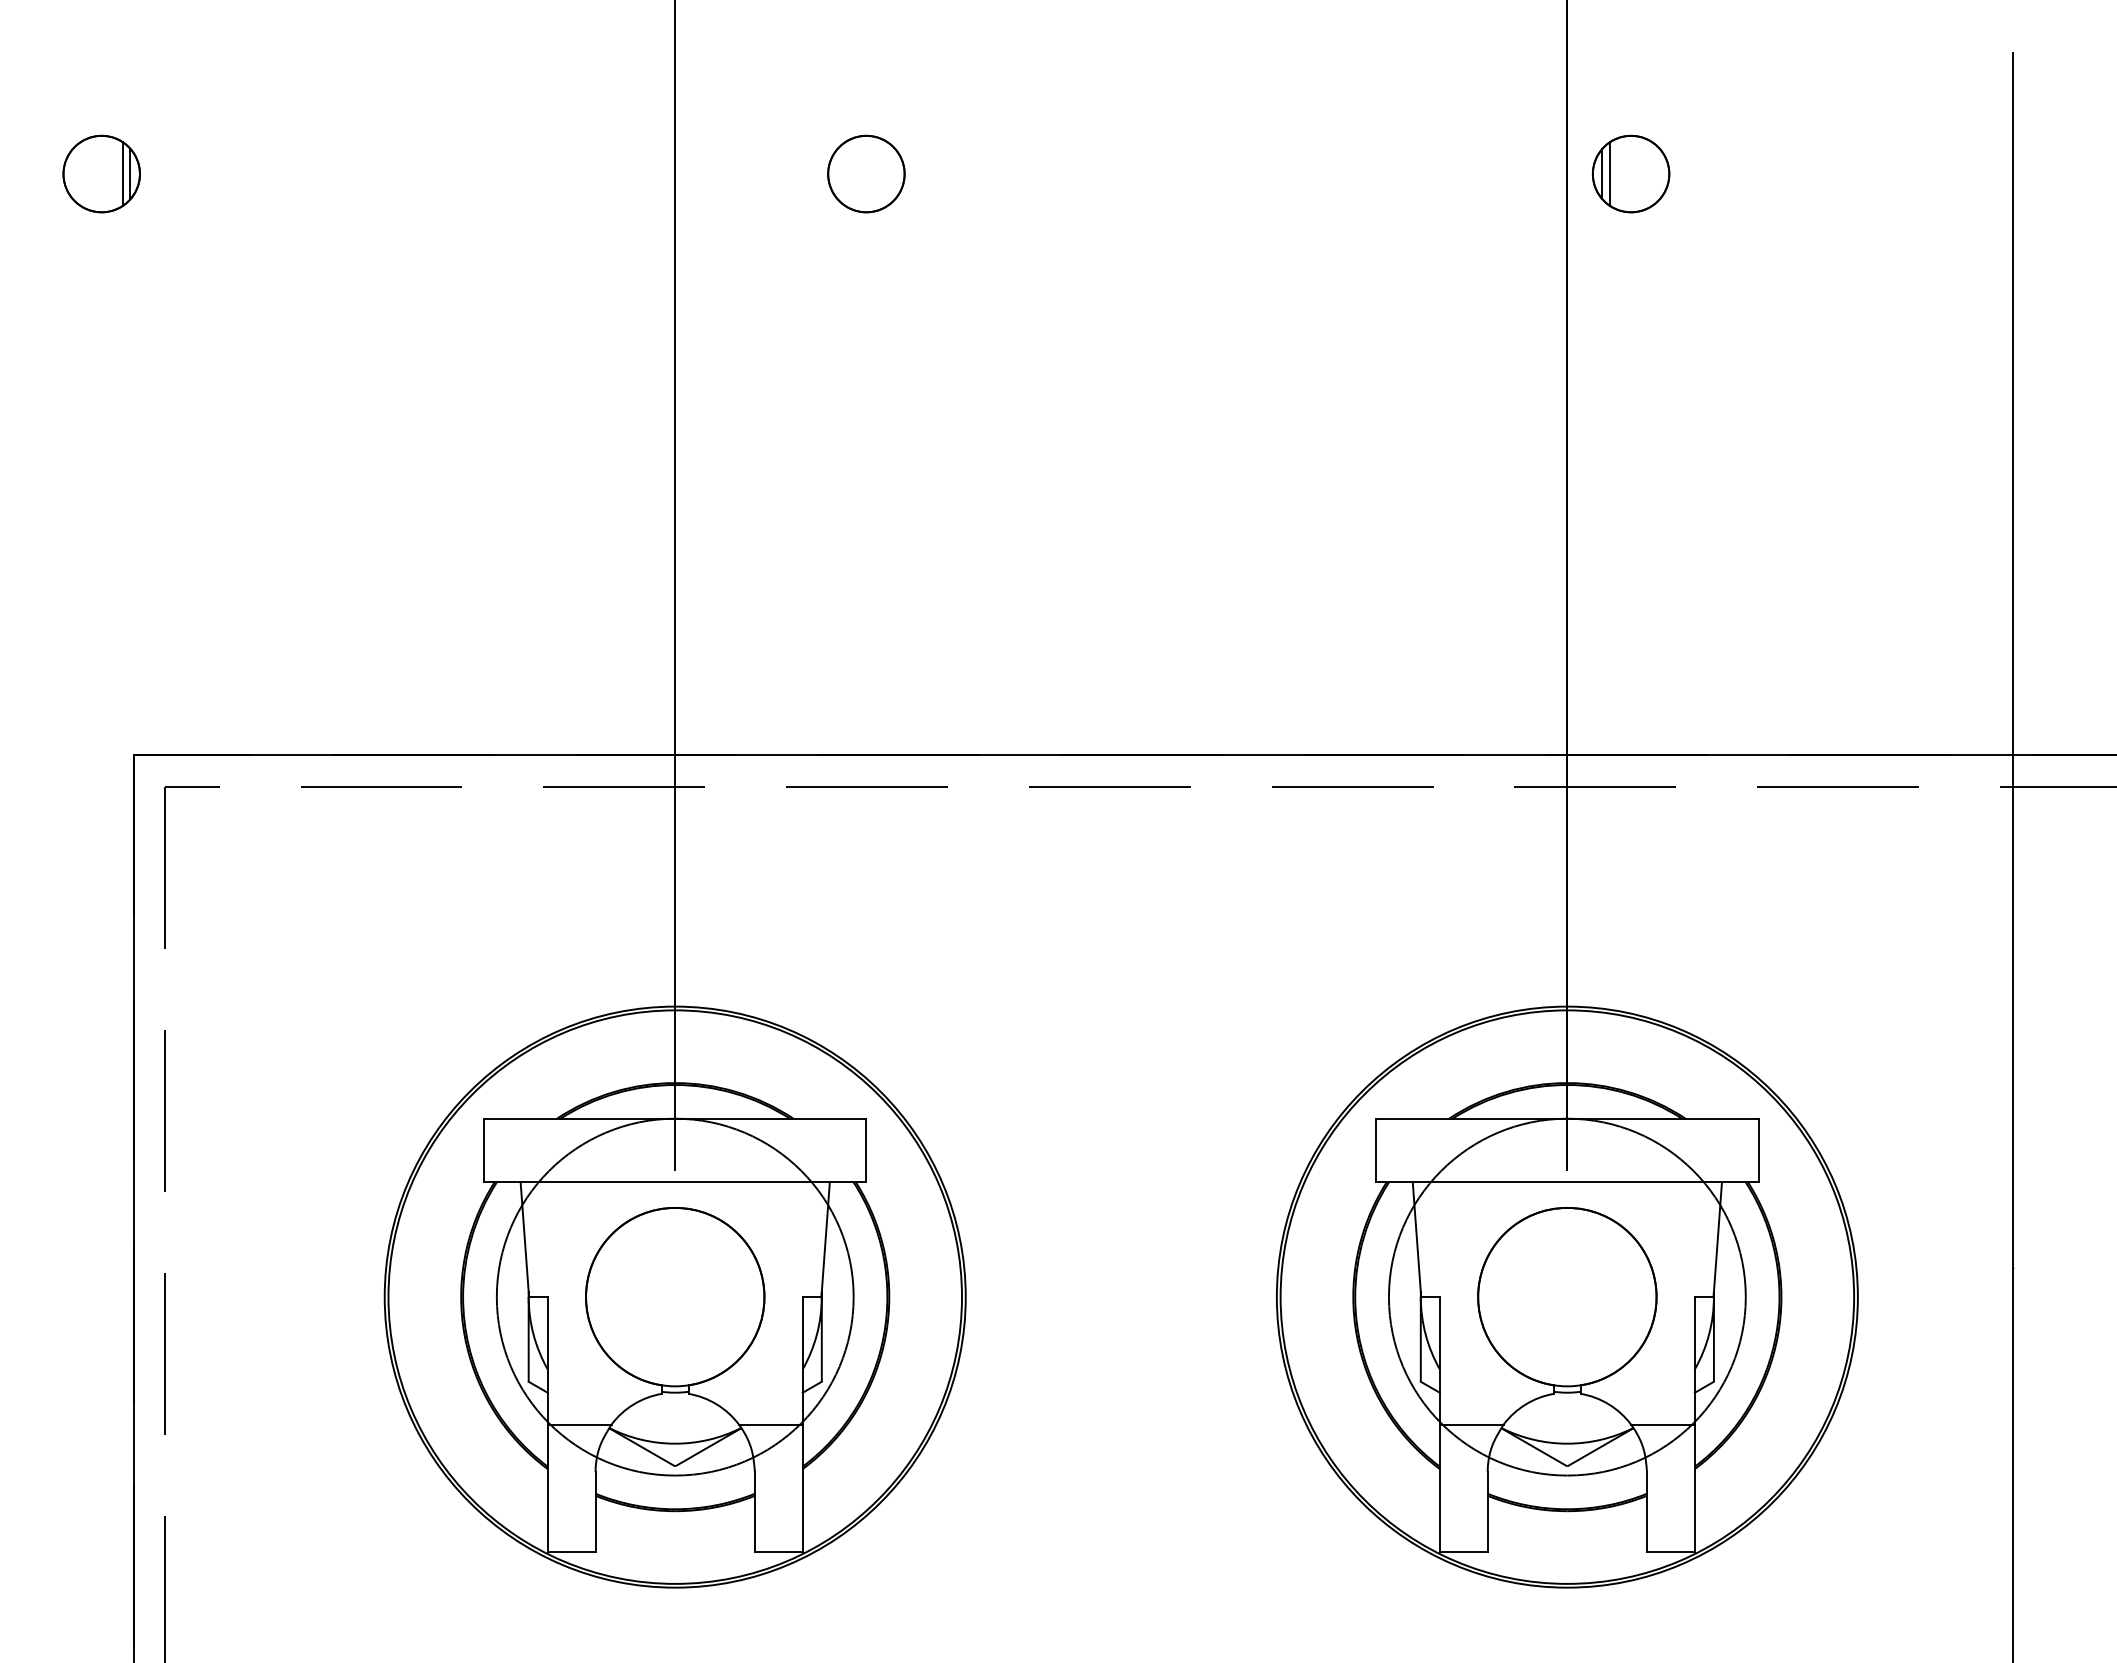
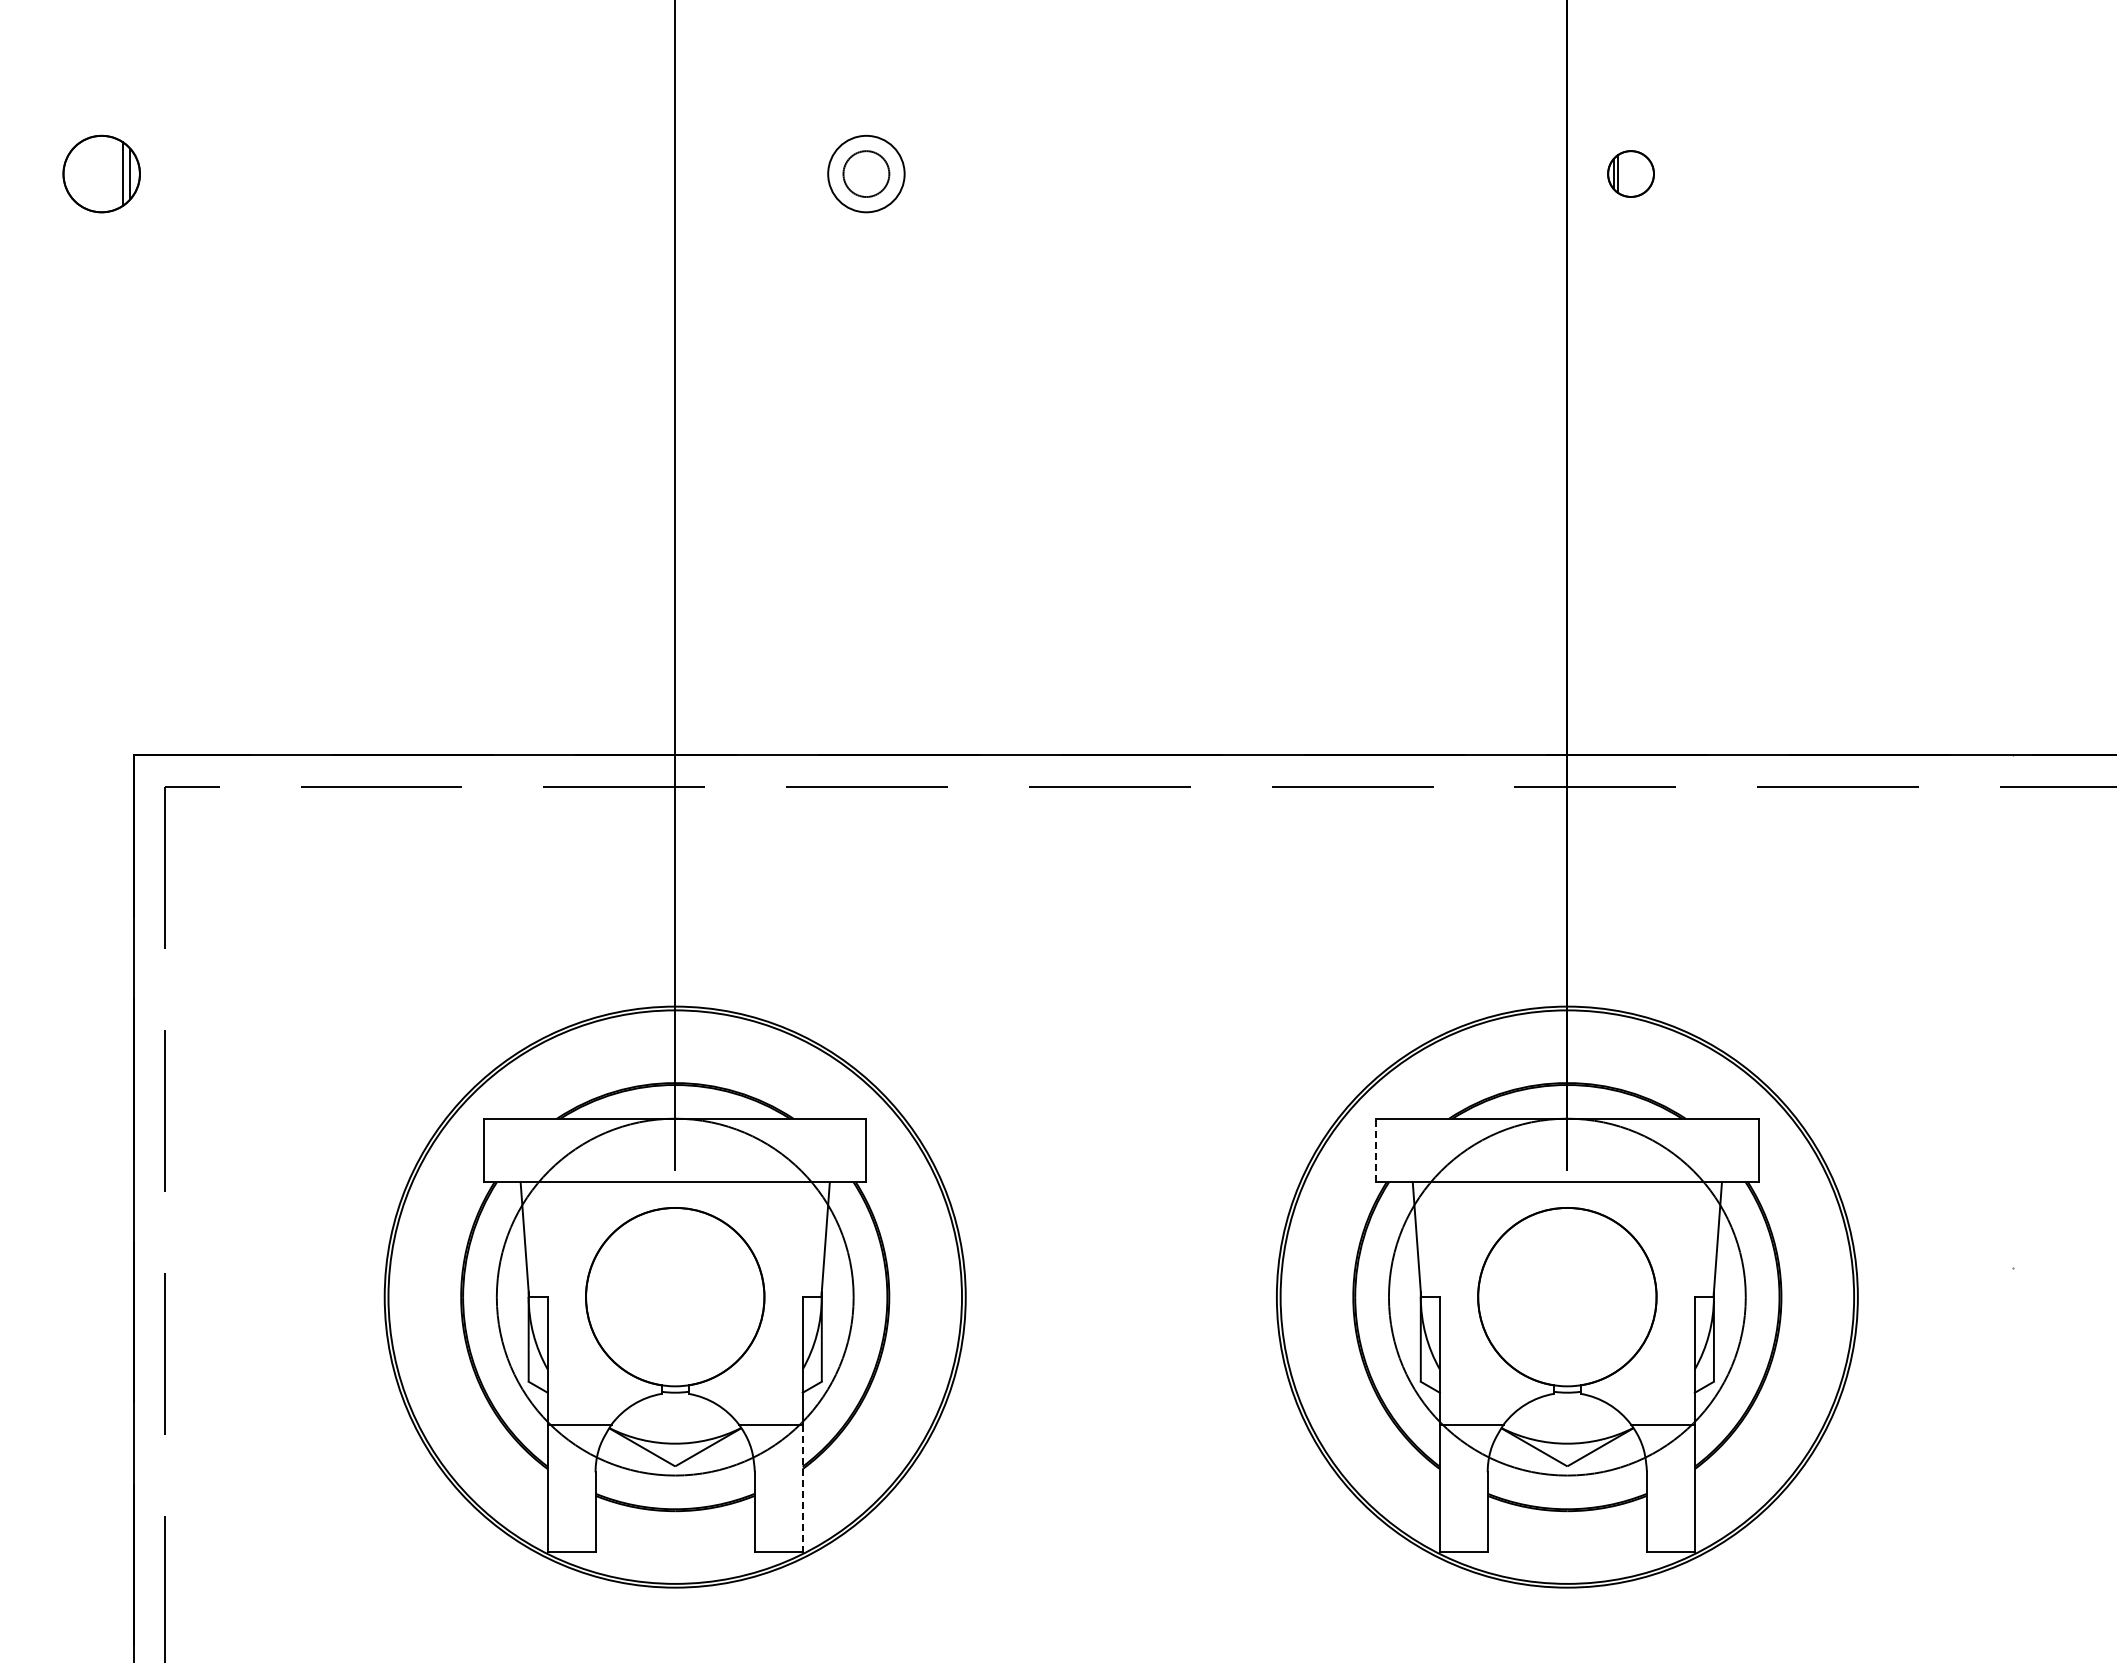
circle diameter: 76 px -> 46 px (866, 174)
part size: 80x80 px -> 48x48 px (1630, 173)
line: present -> none (2013, 856)
line: solid -> dashed (1376, 1150)
line: solid -> dashed (802, 1488)
